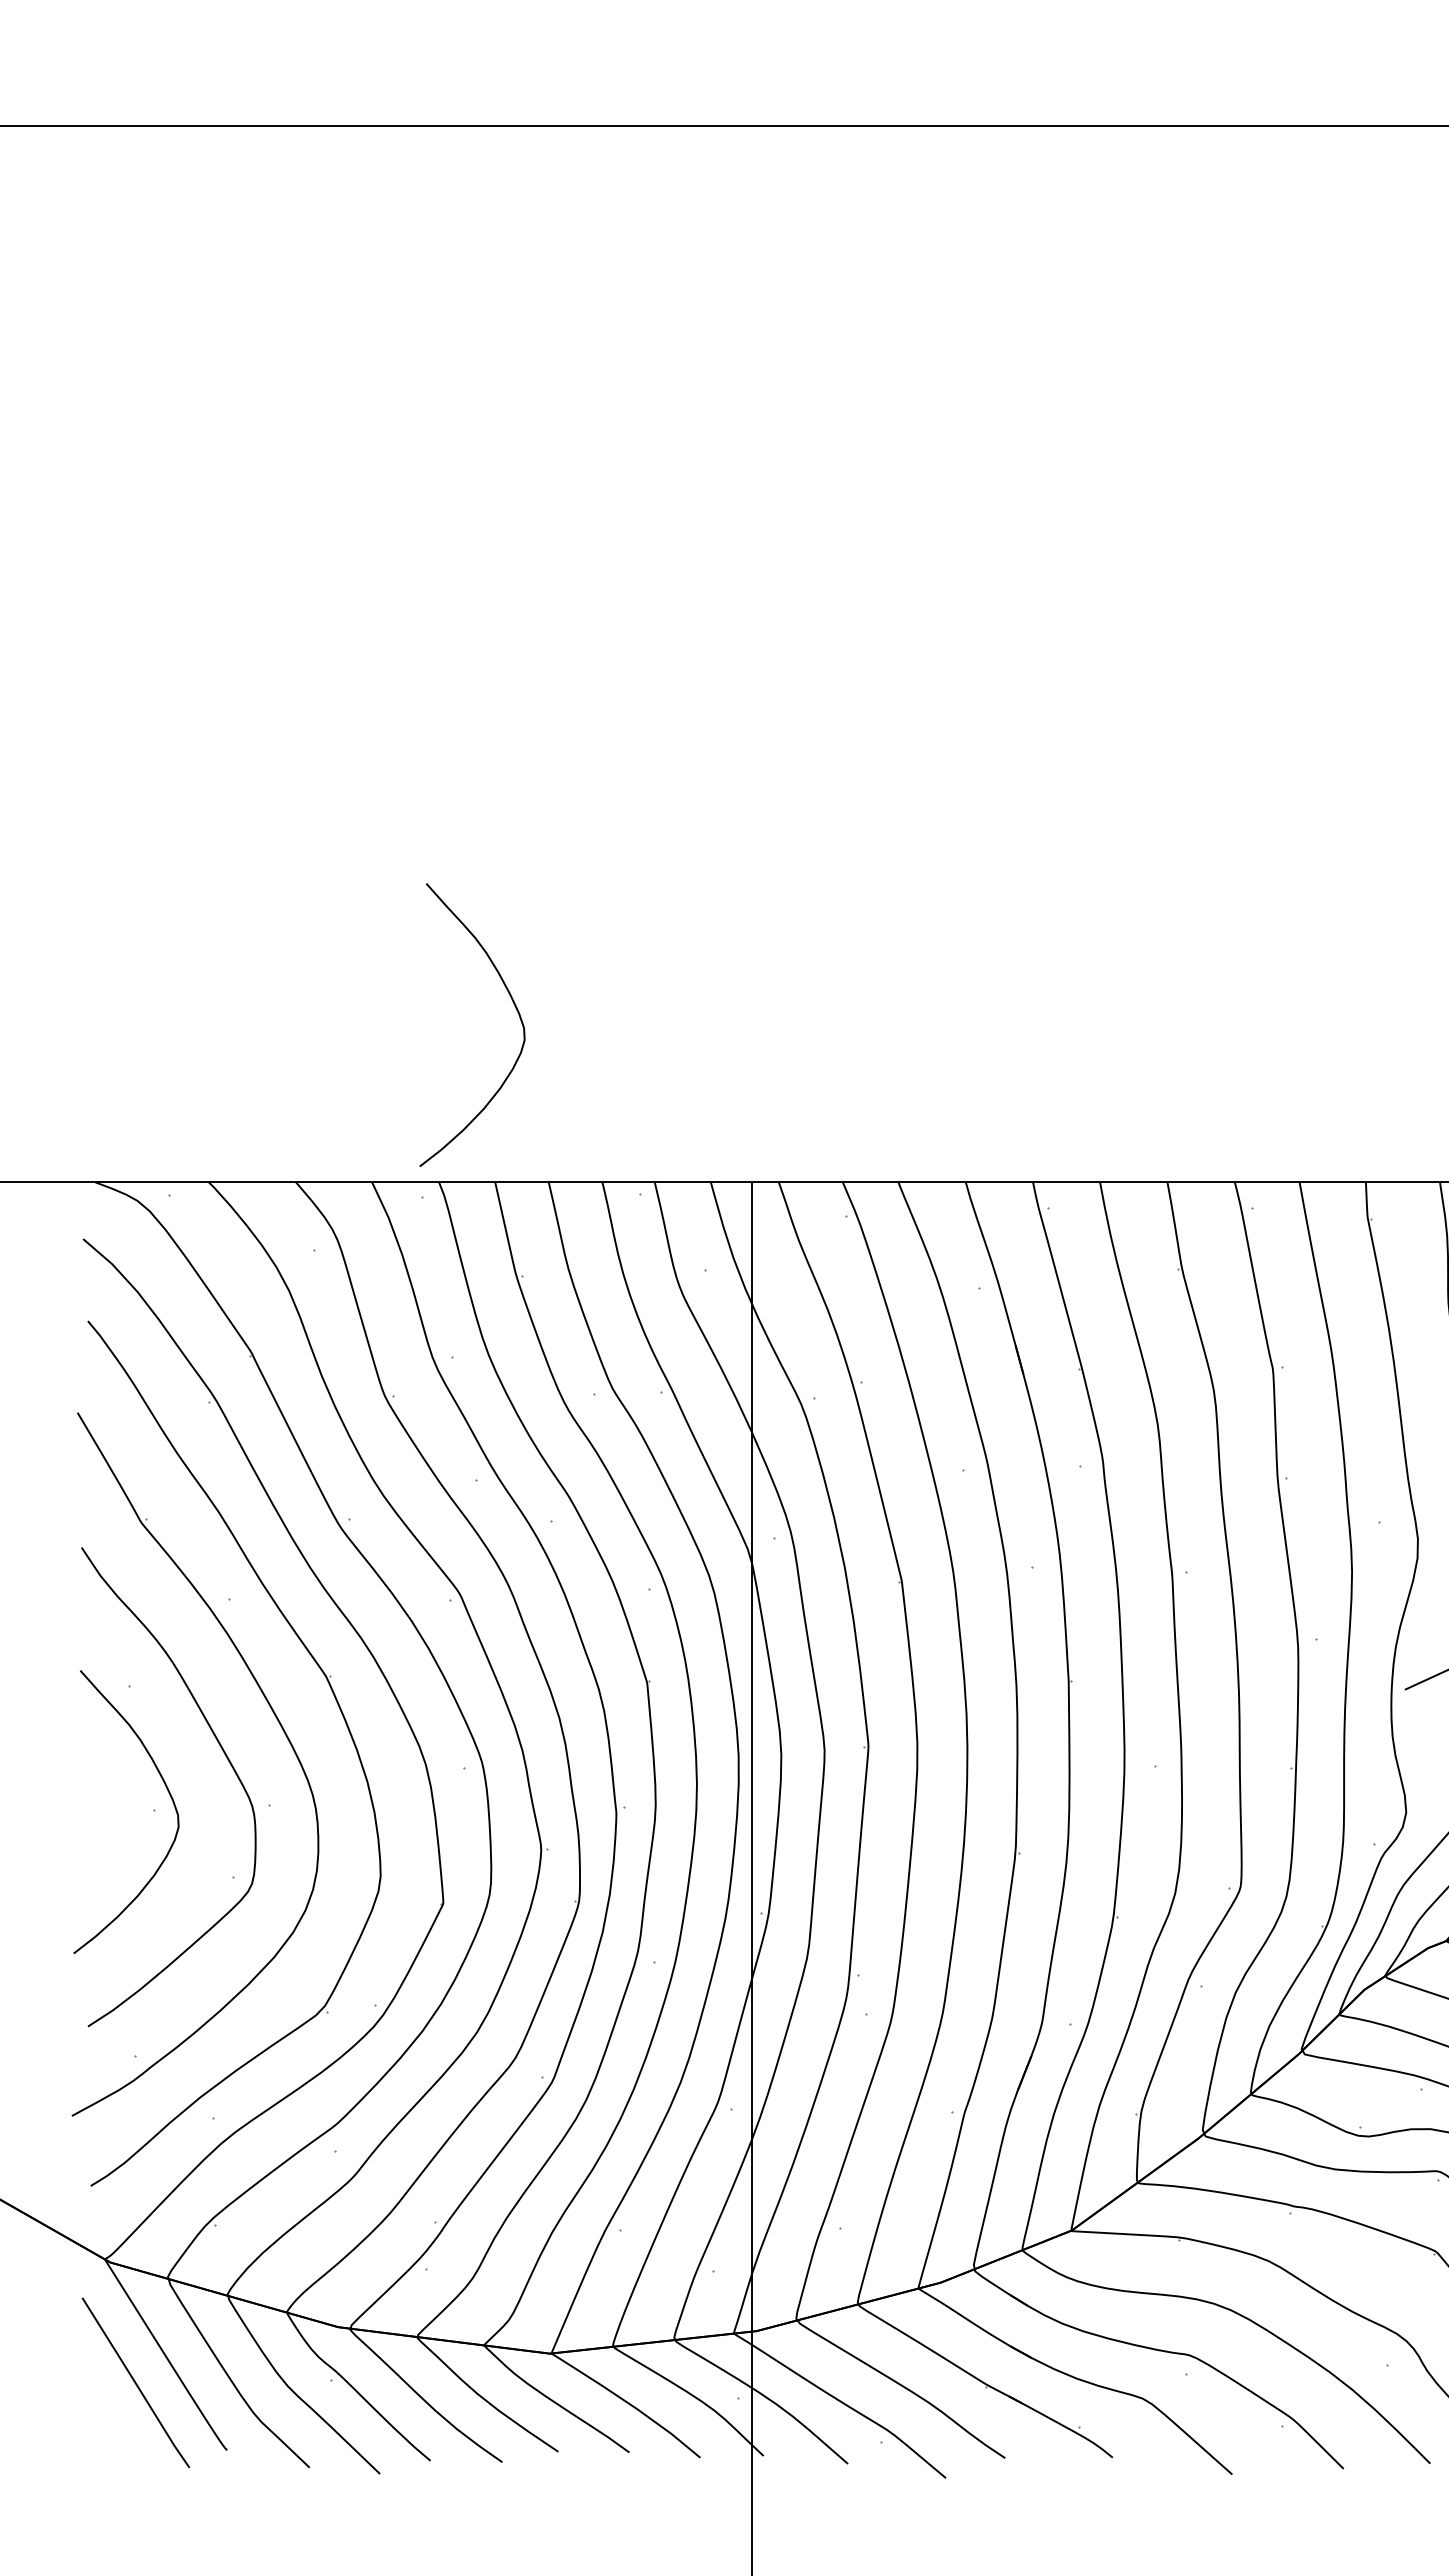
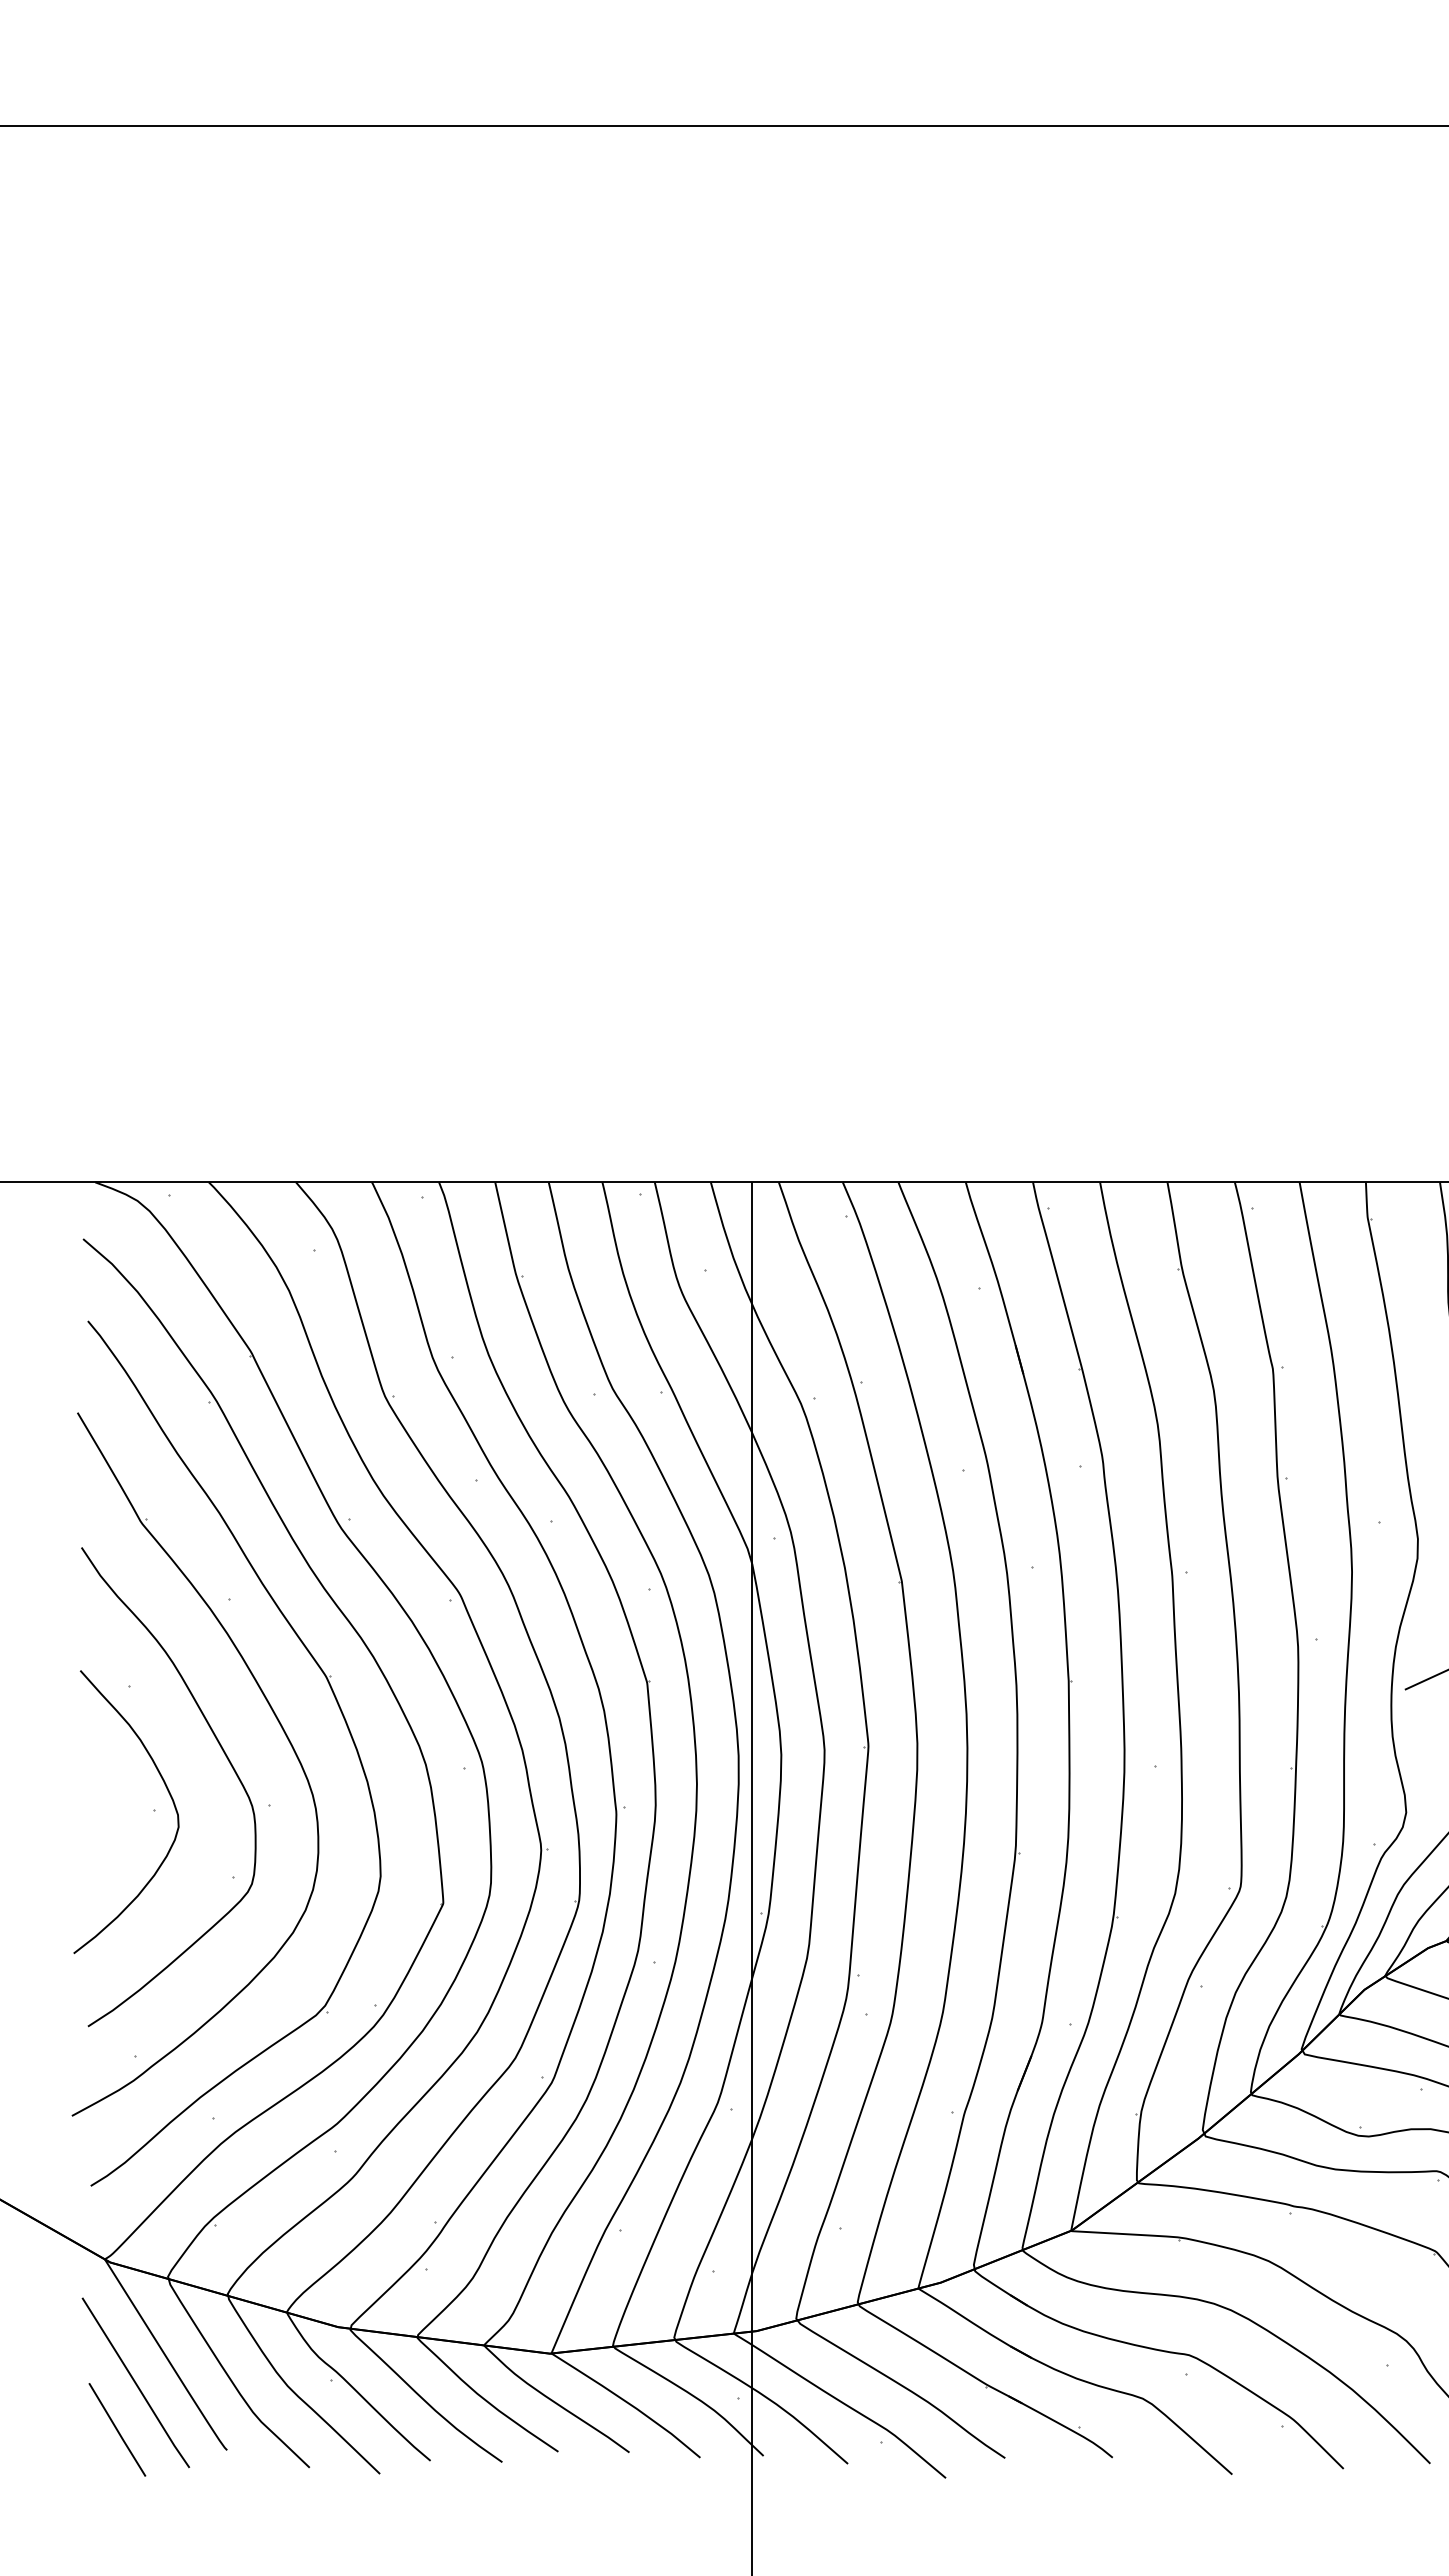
curve: present -> none (513, 1004)
line: none -> present (117, 2429)
